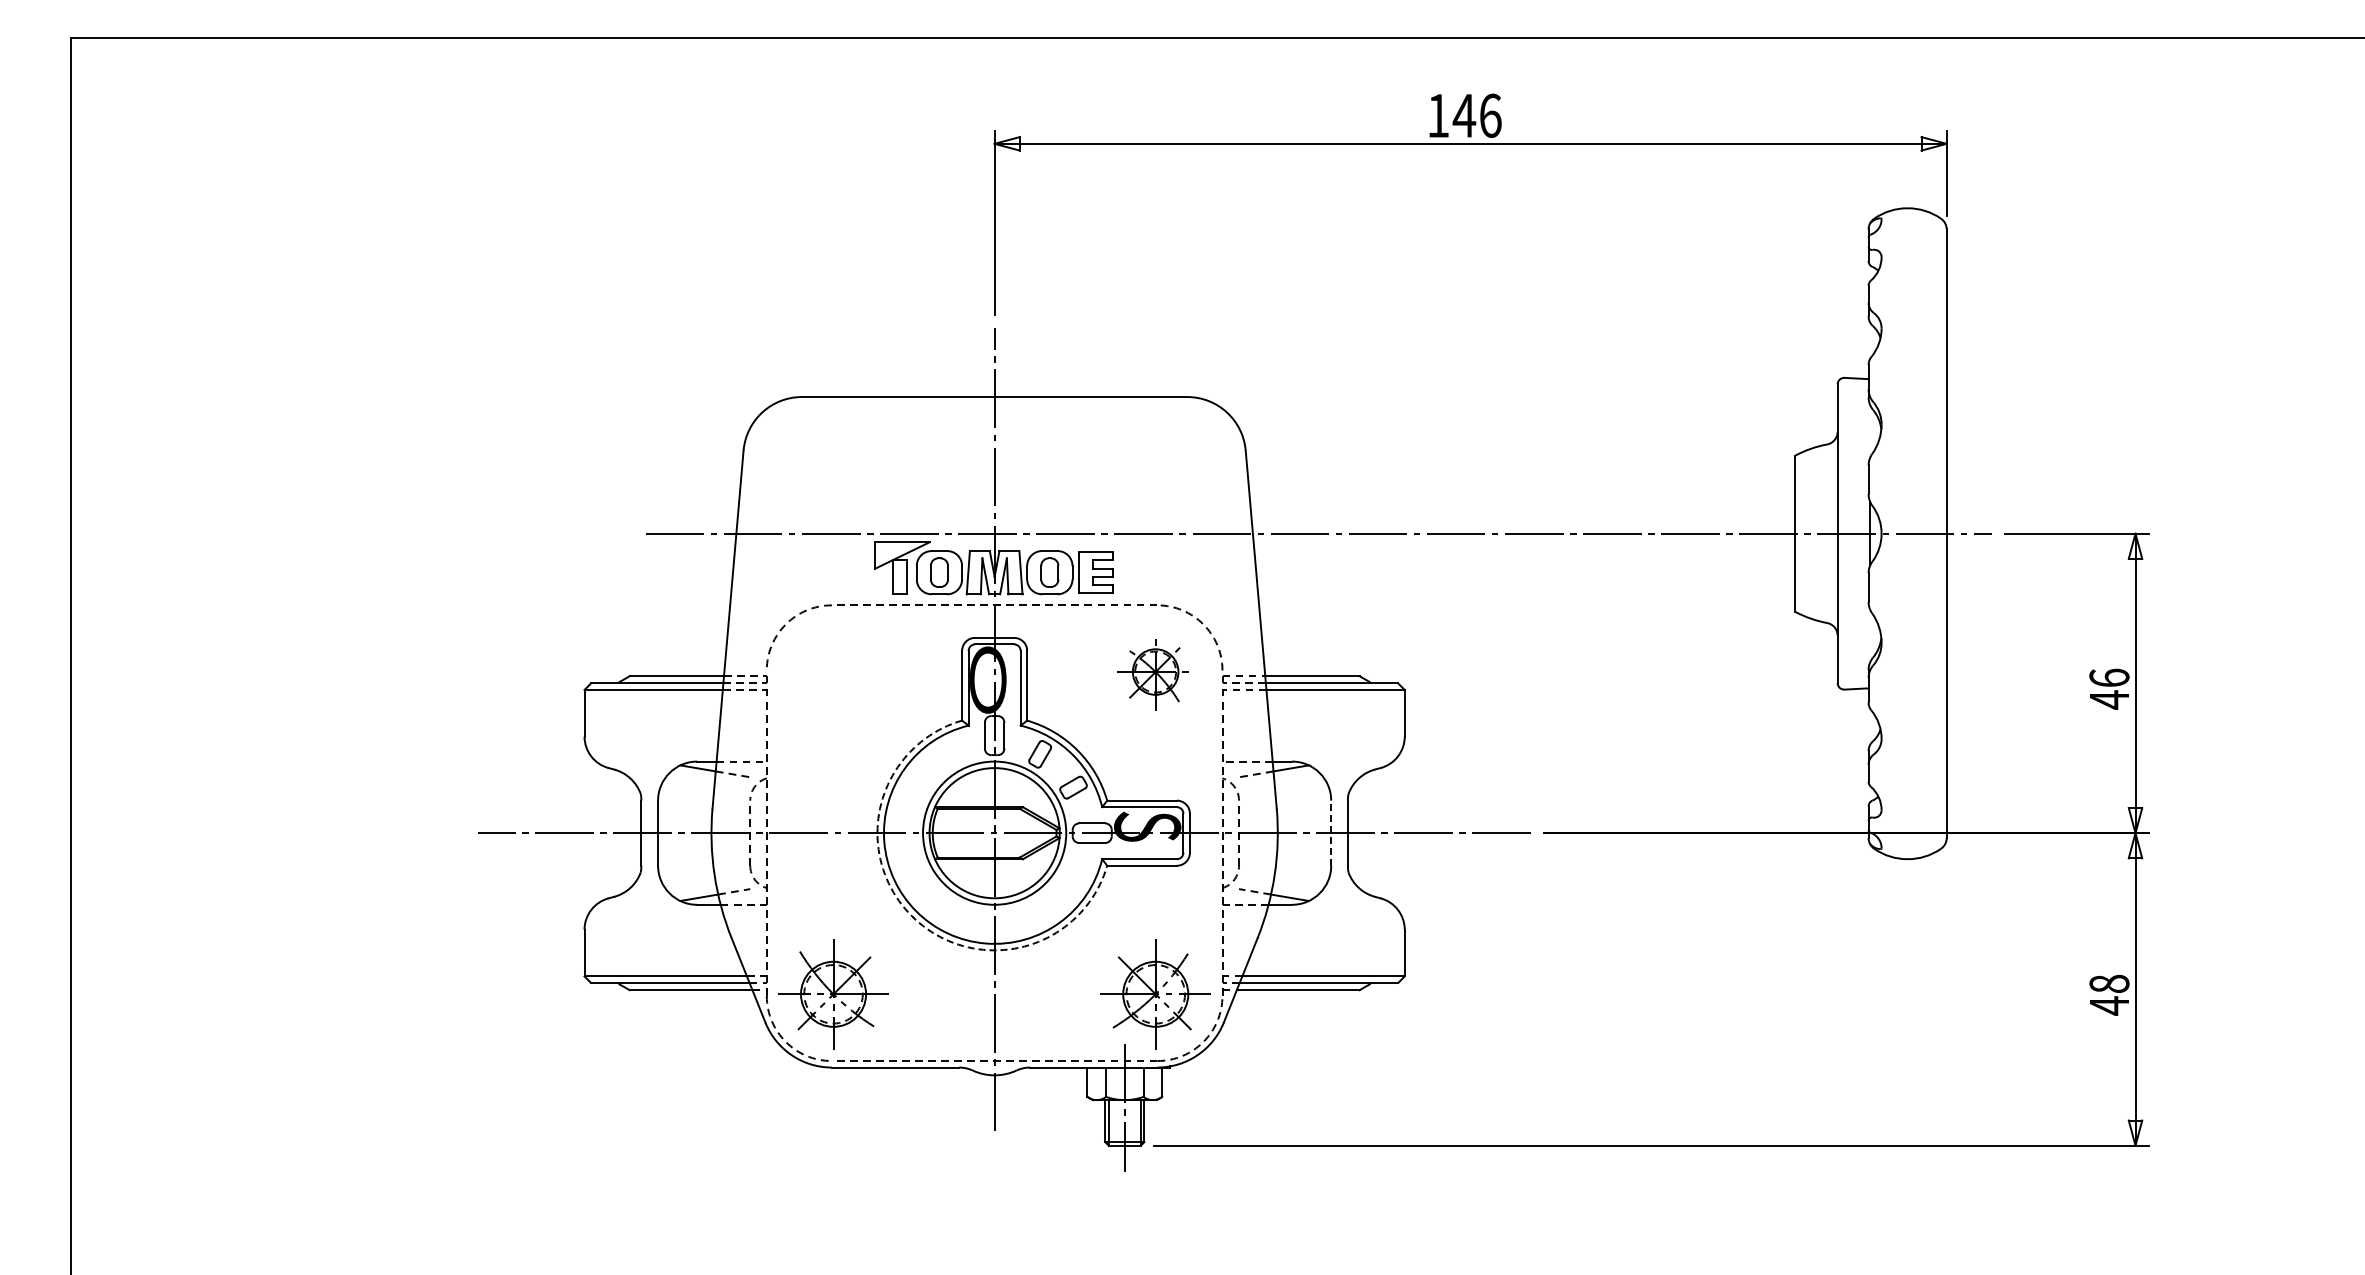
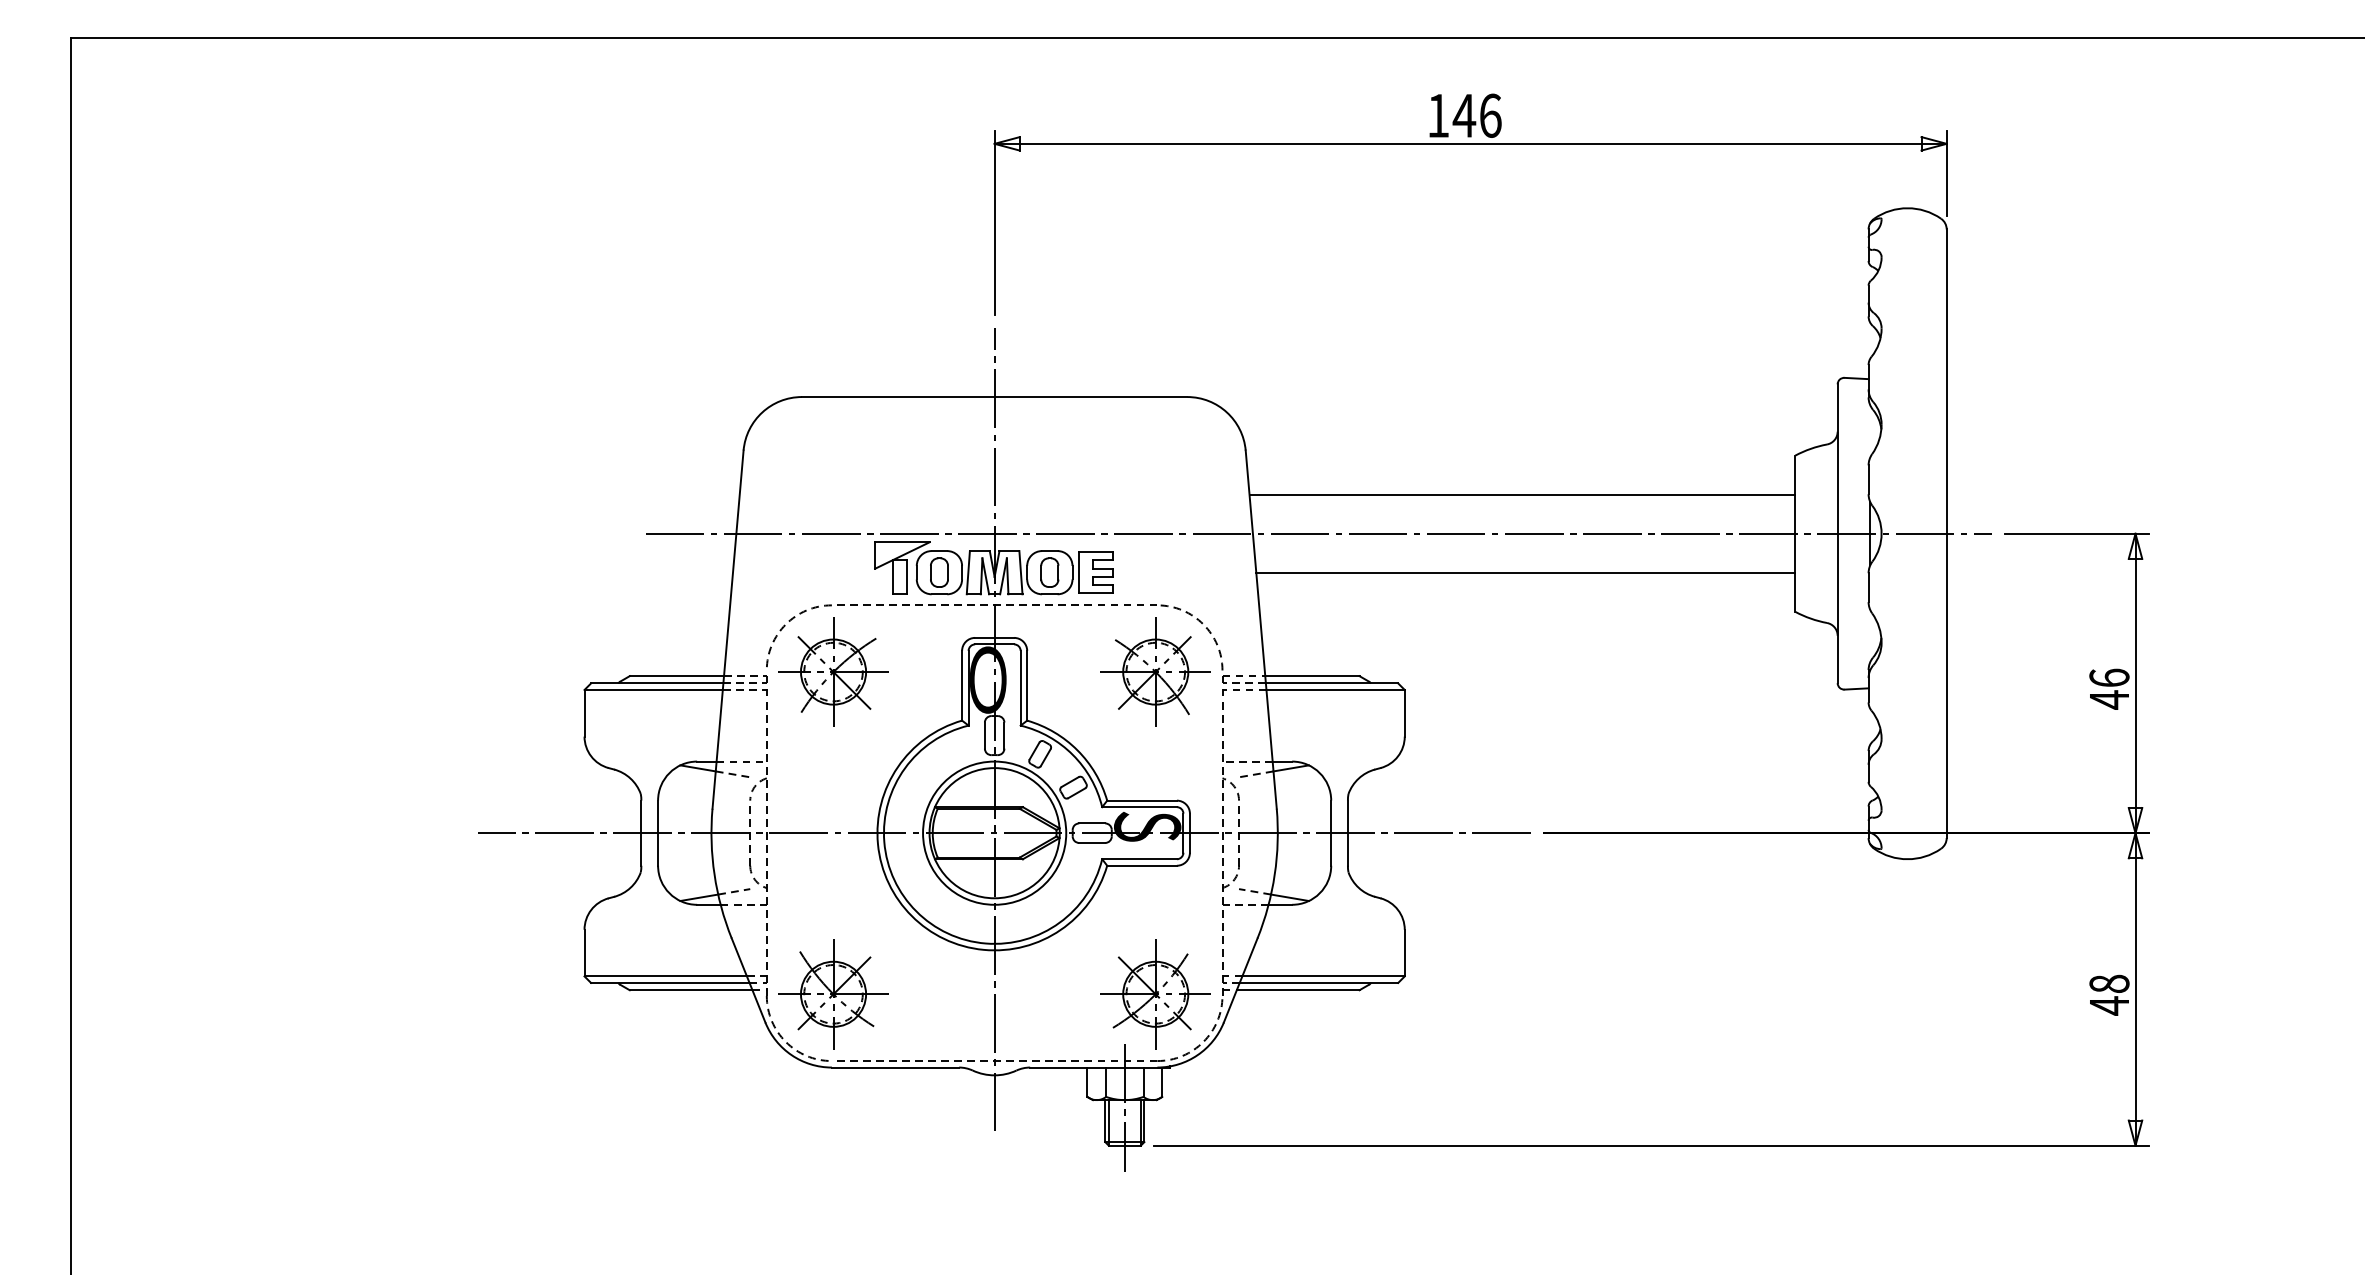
line: none -> present (1522, 494)
line: none -> present (1525, 572)
part: none -> present (833, 671)
part size: 72x72 px -> 111x110 px (1155, 671)
line: dashed -> solid (1331, 833)
arc: dashed -> solid (911, 916)
